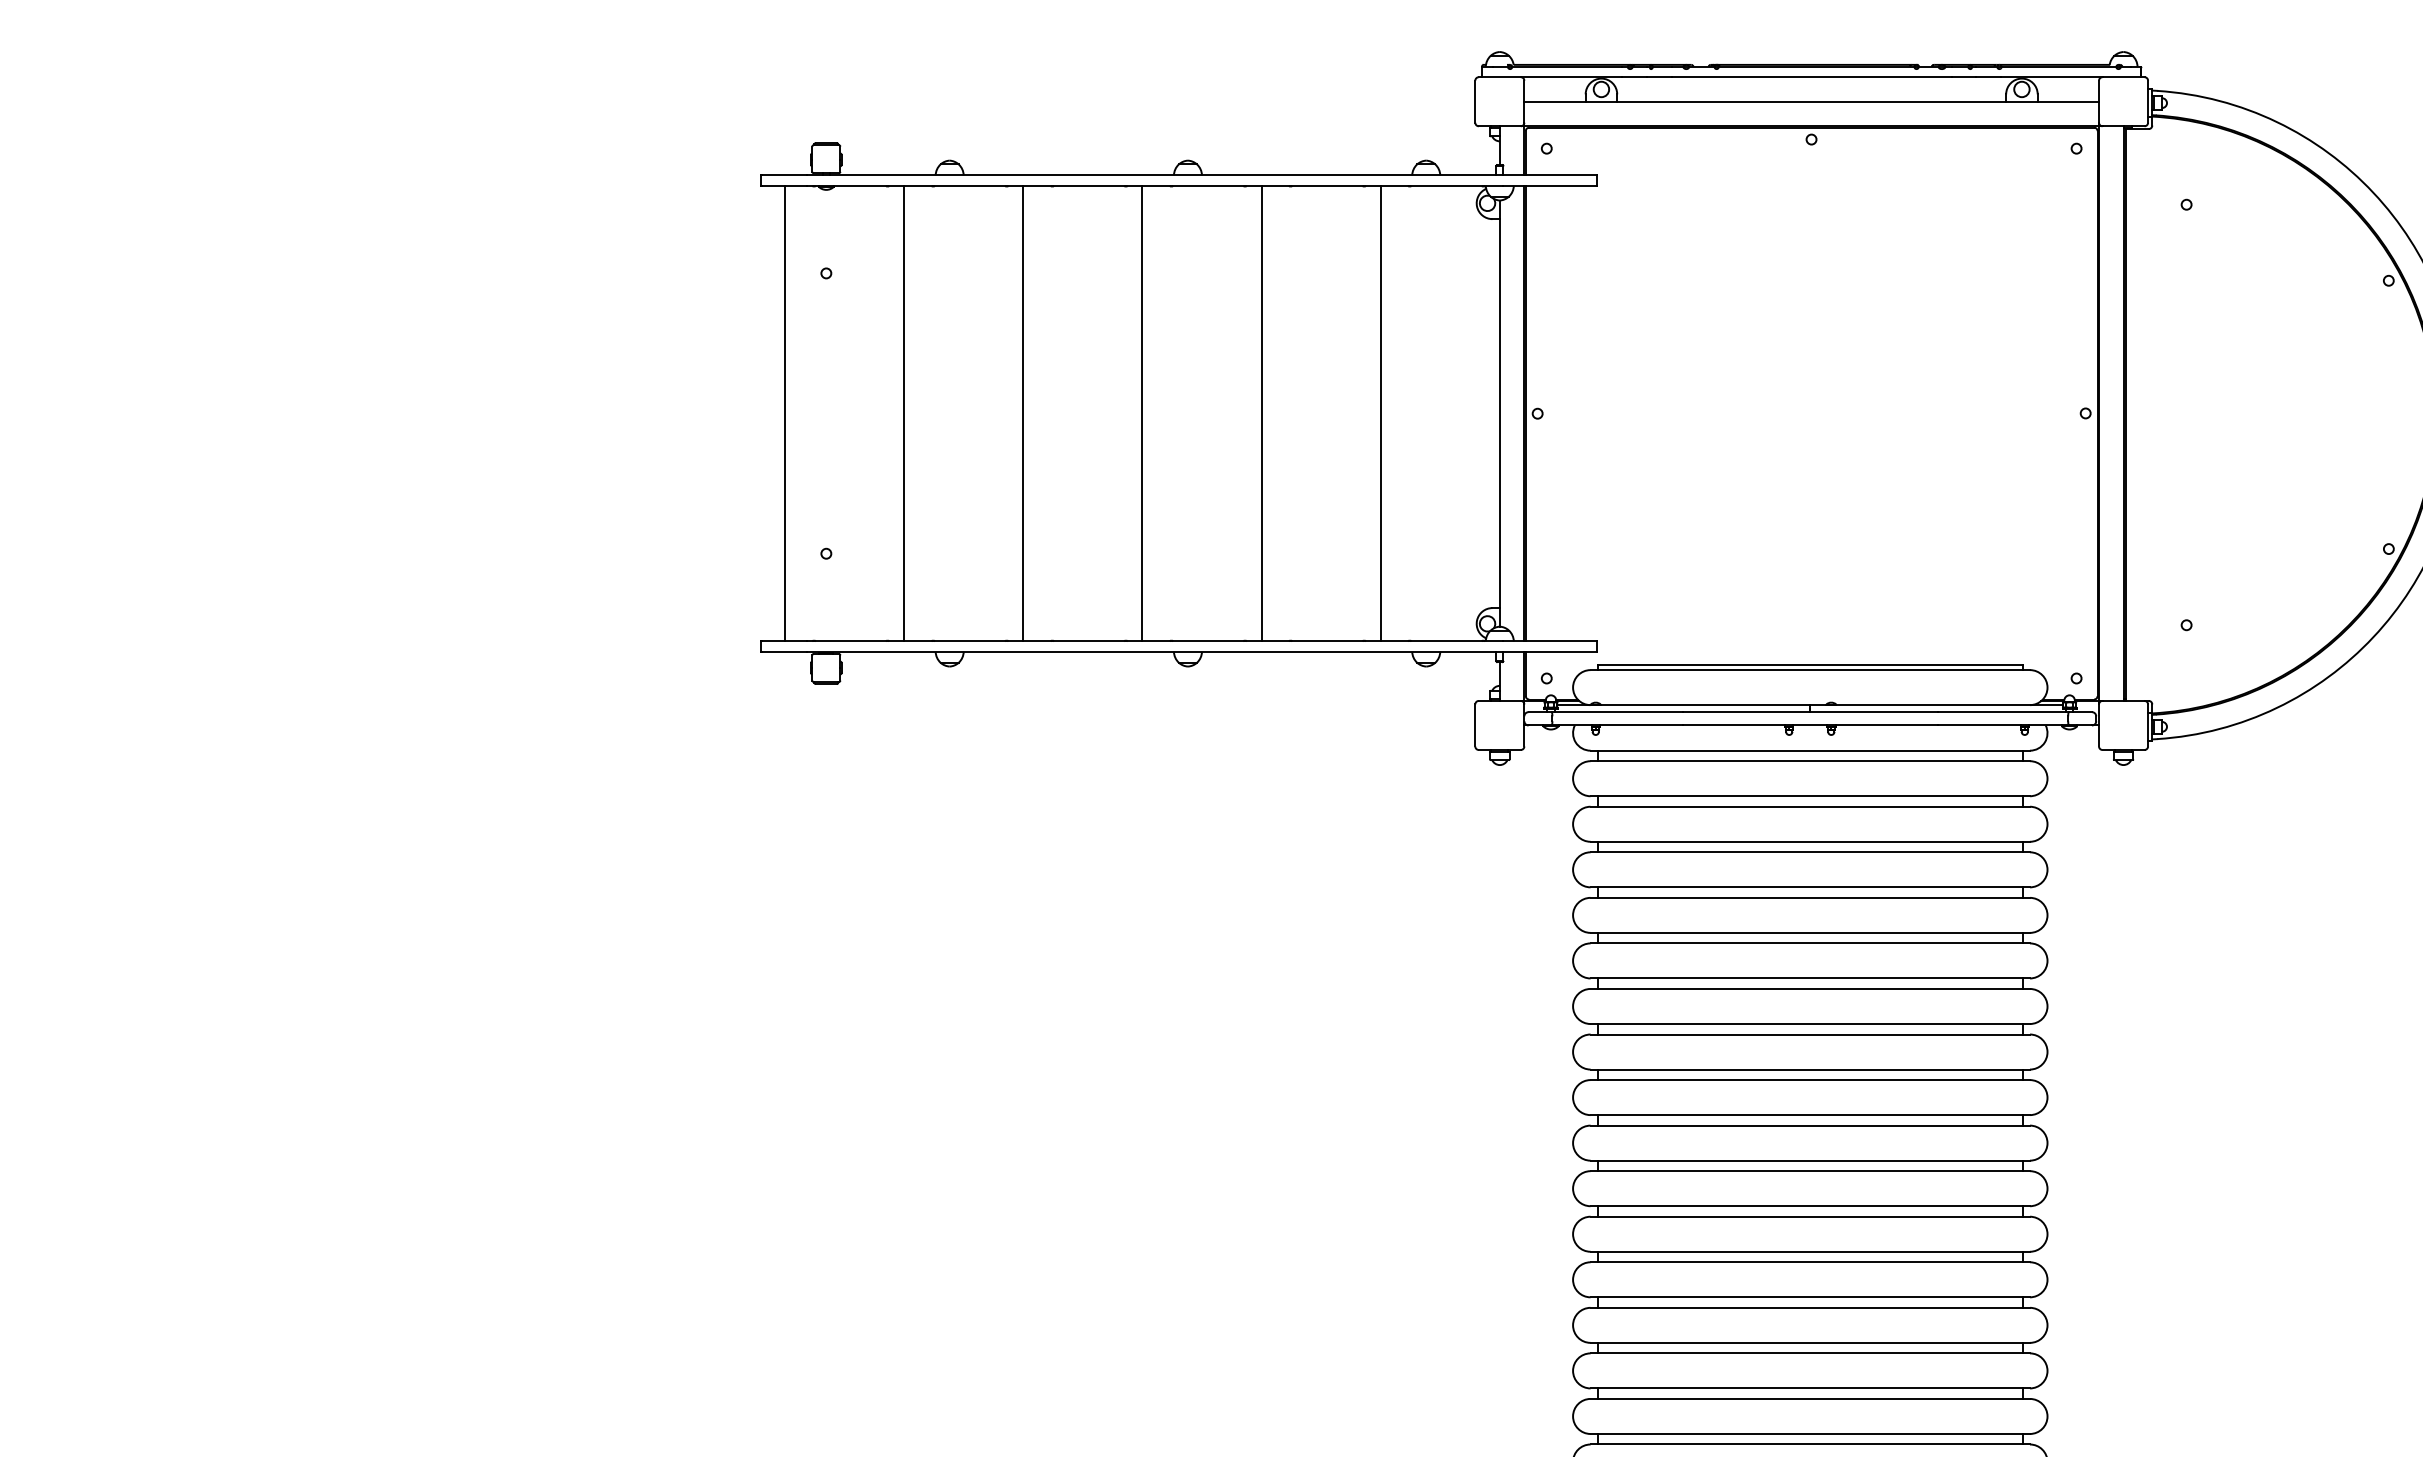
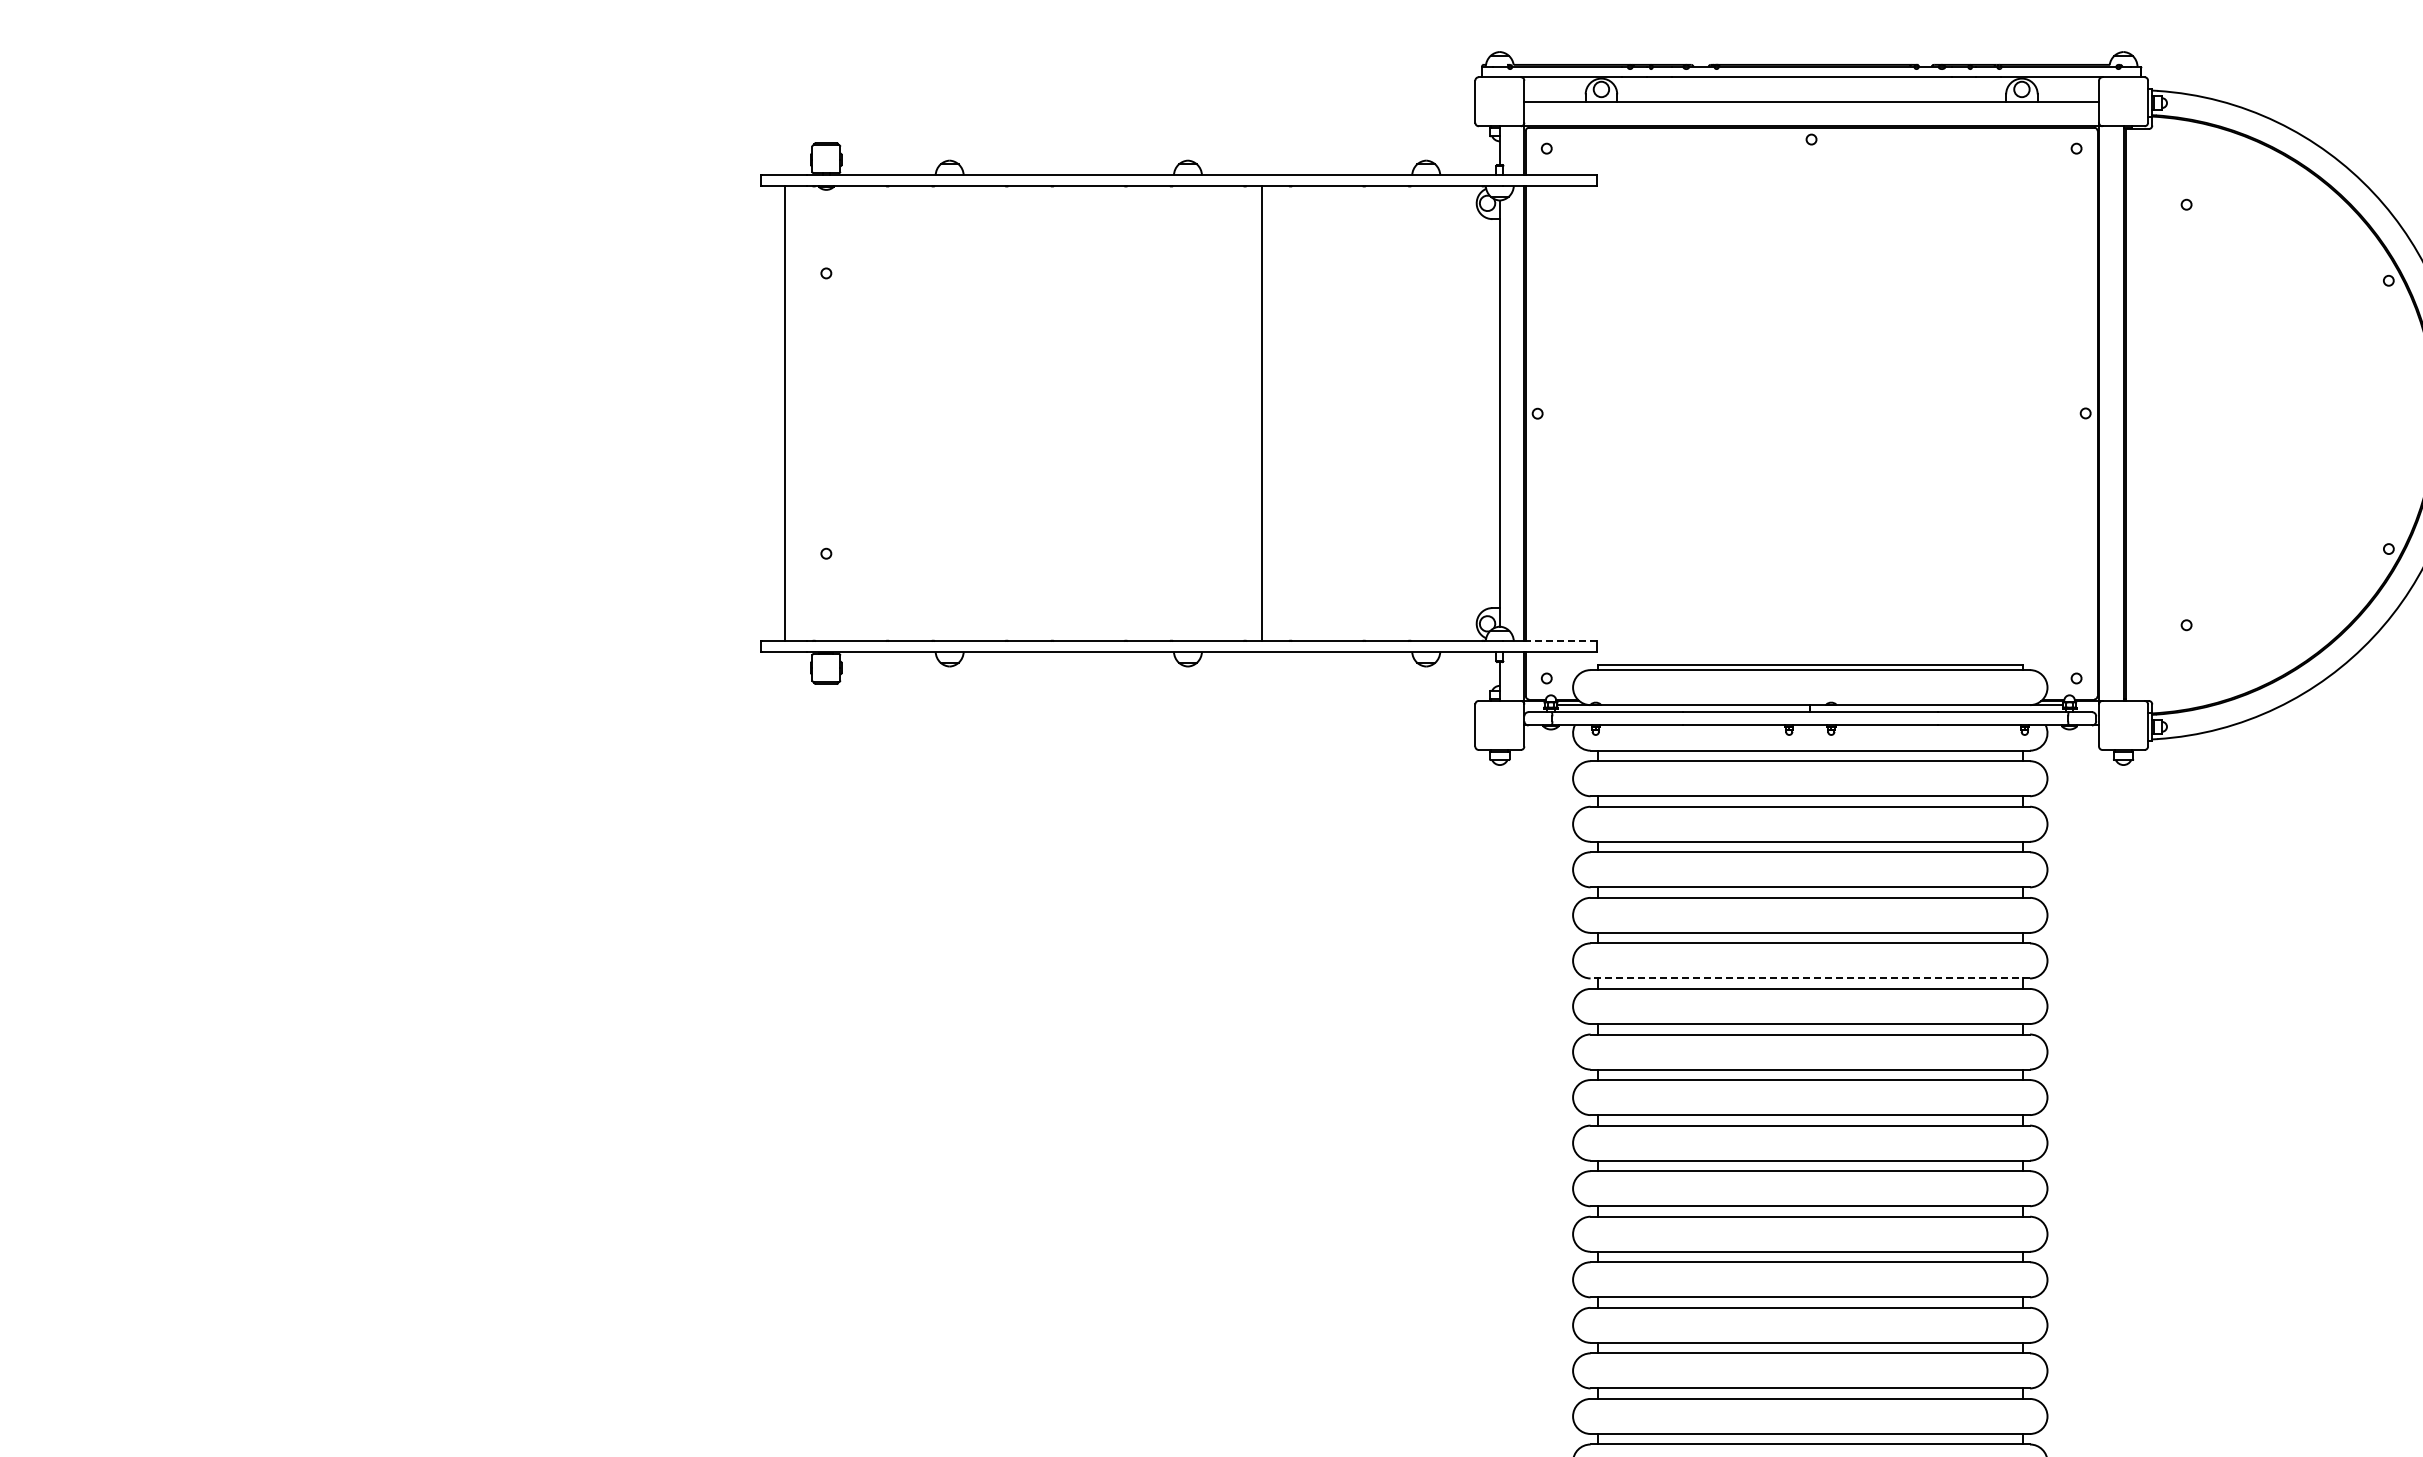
line: present -> none (904, 413)
line: present -> none (1023, 413)
line: present -> none (1142, 413)
line: present -> none (1380, 413)
line: solid -> dashed (1561, 641)
line: solid -> dashed (1810, 978)
